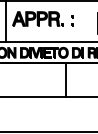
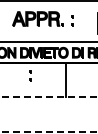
line: present -> none (6, 22)
part: none -> present (30, 75)
line: solid -> dashed (49, 97)
line: solid -> dashed (49, 131)
